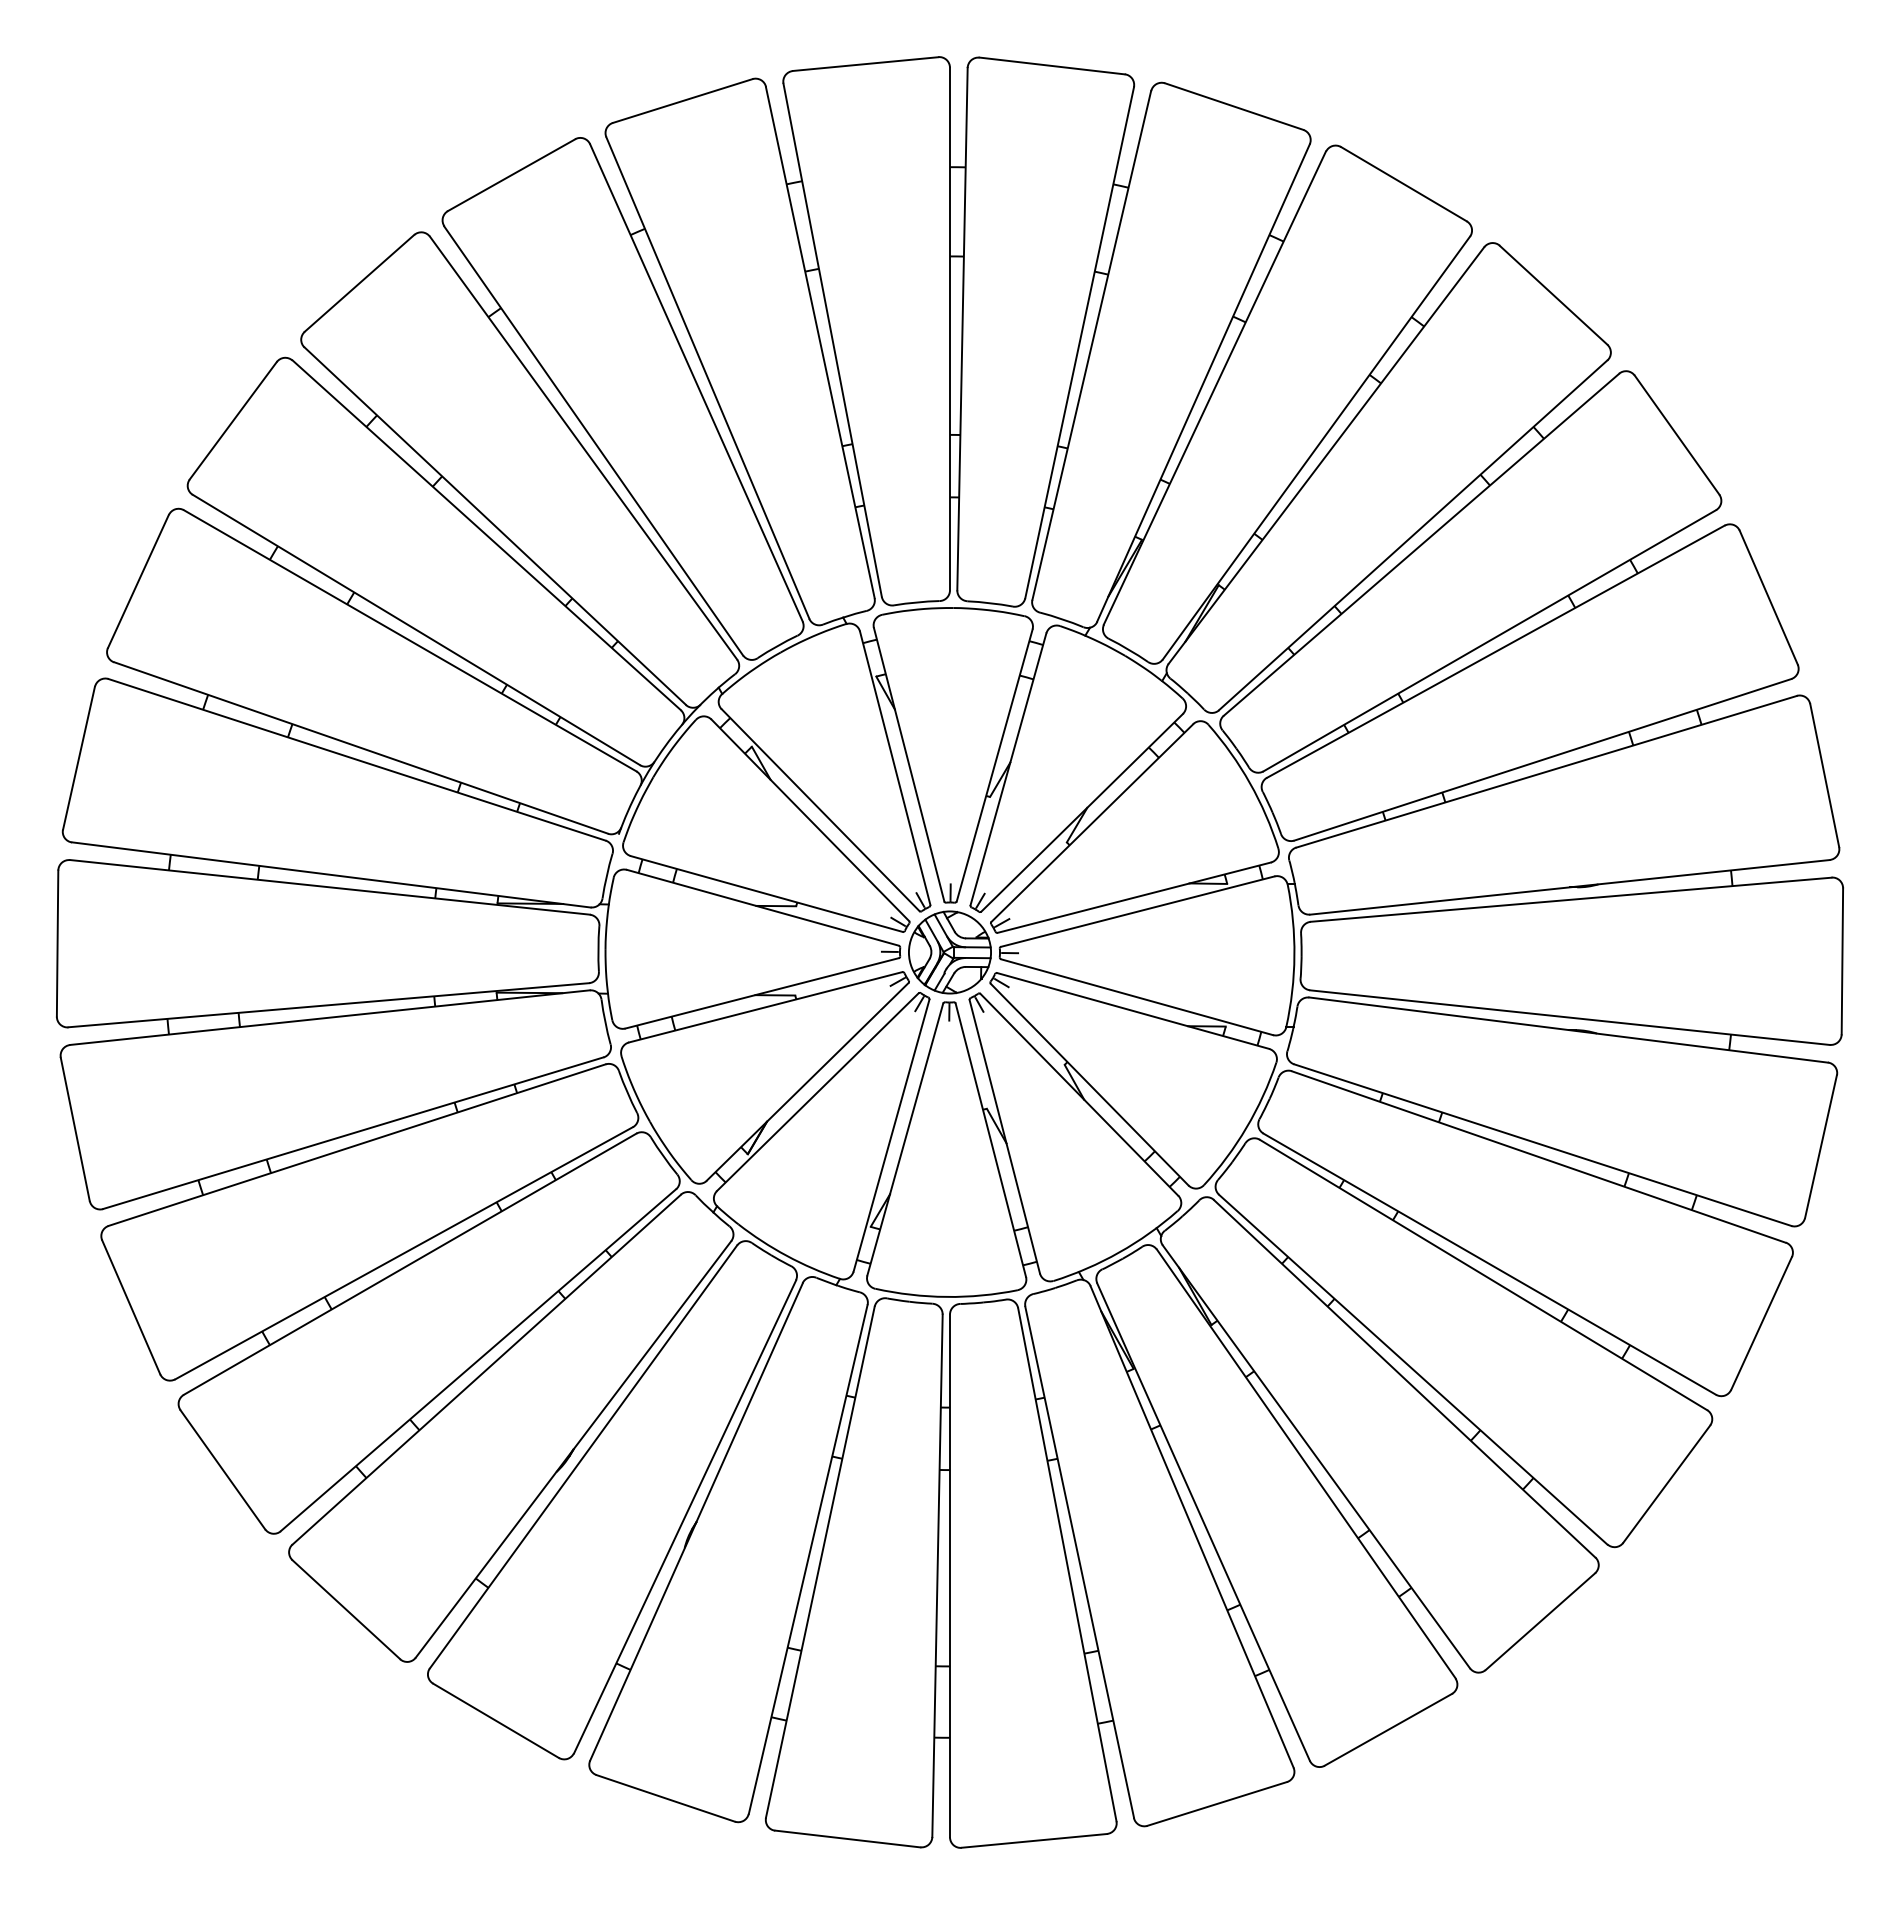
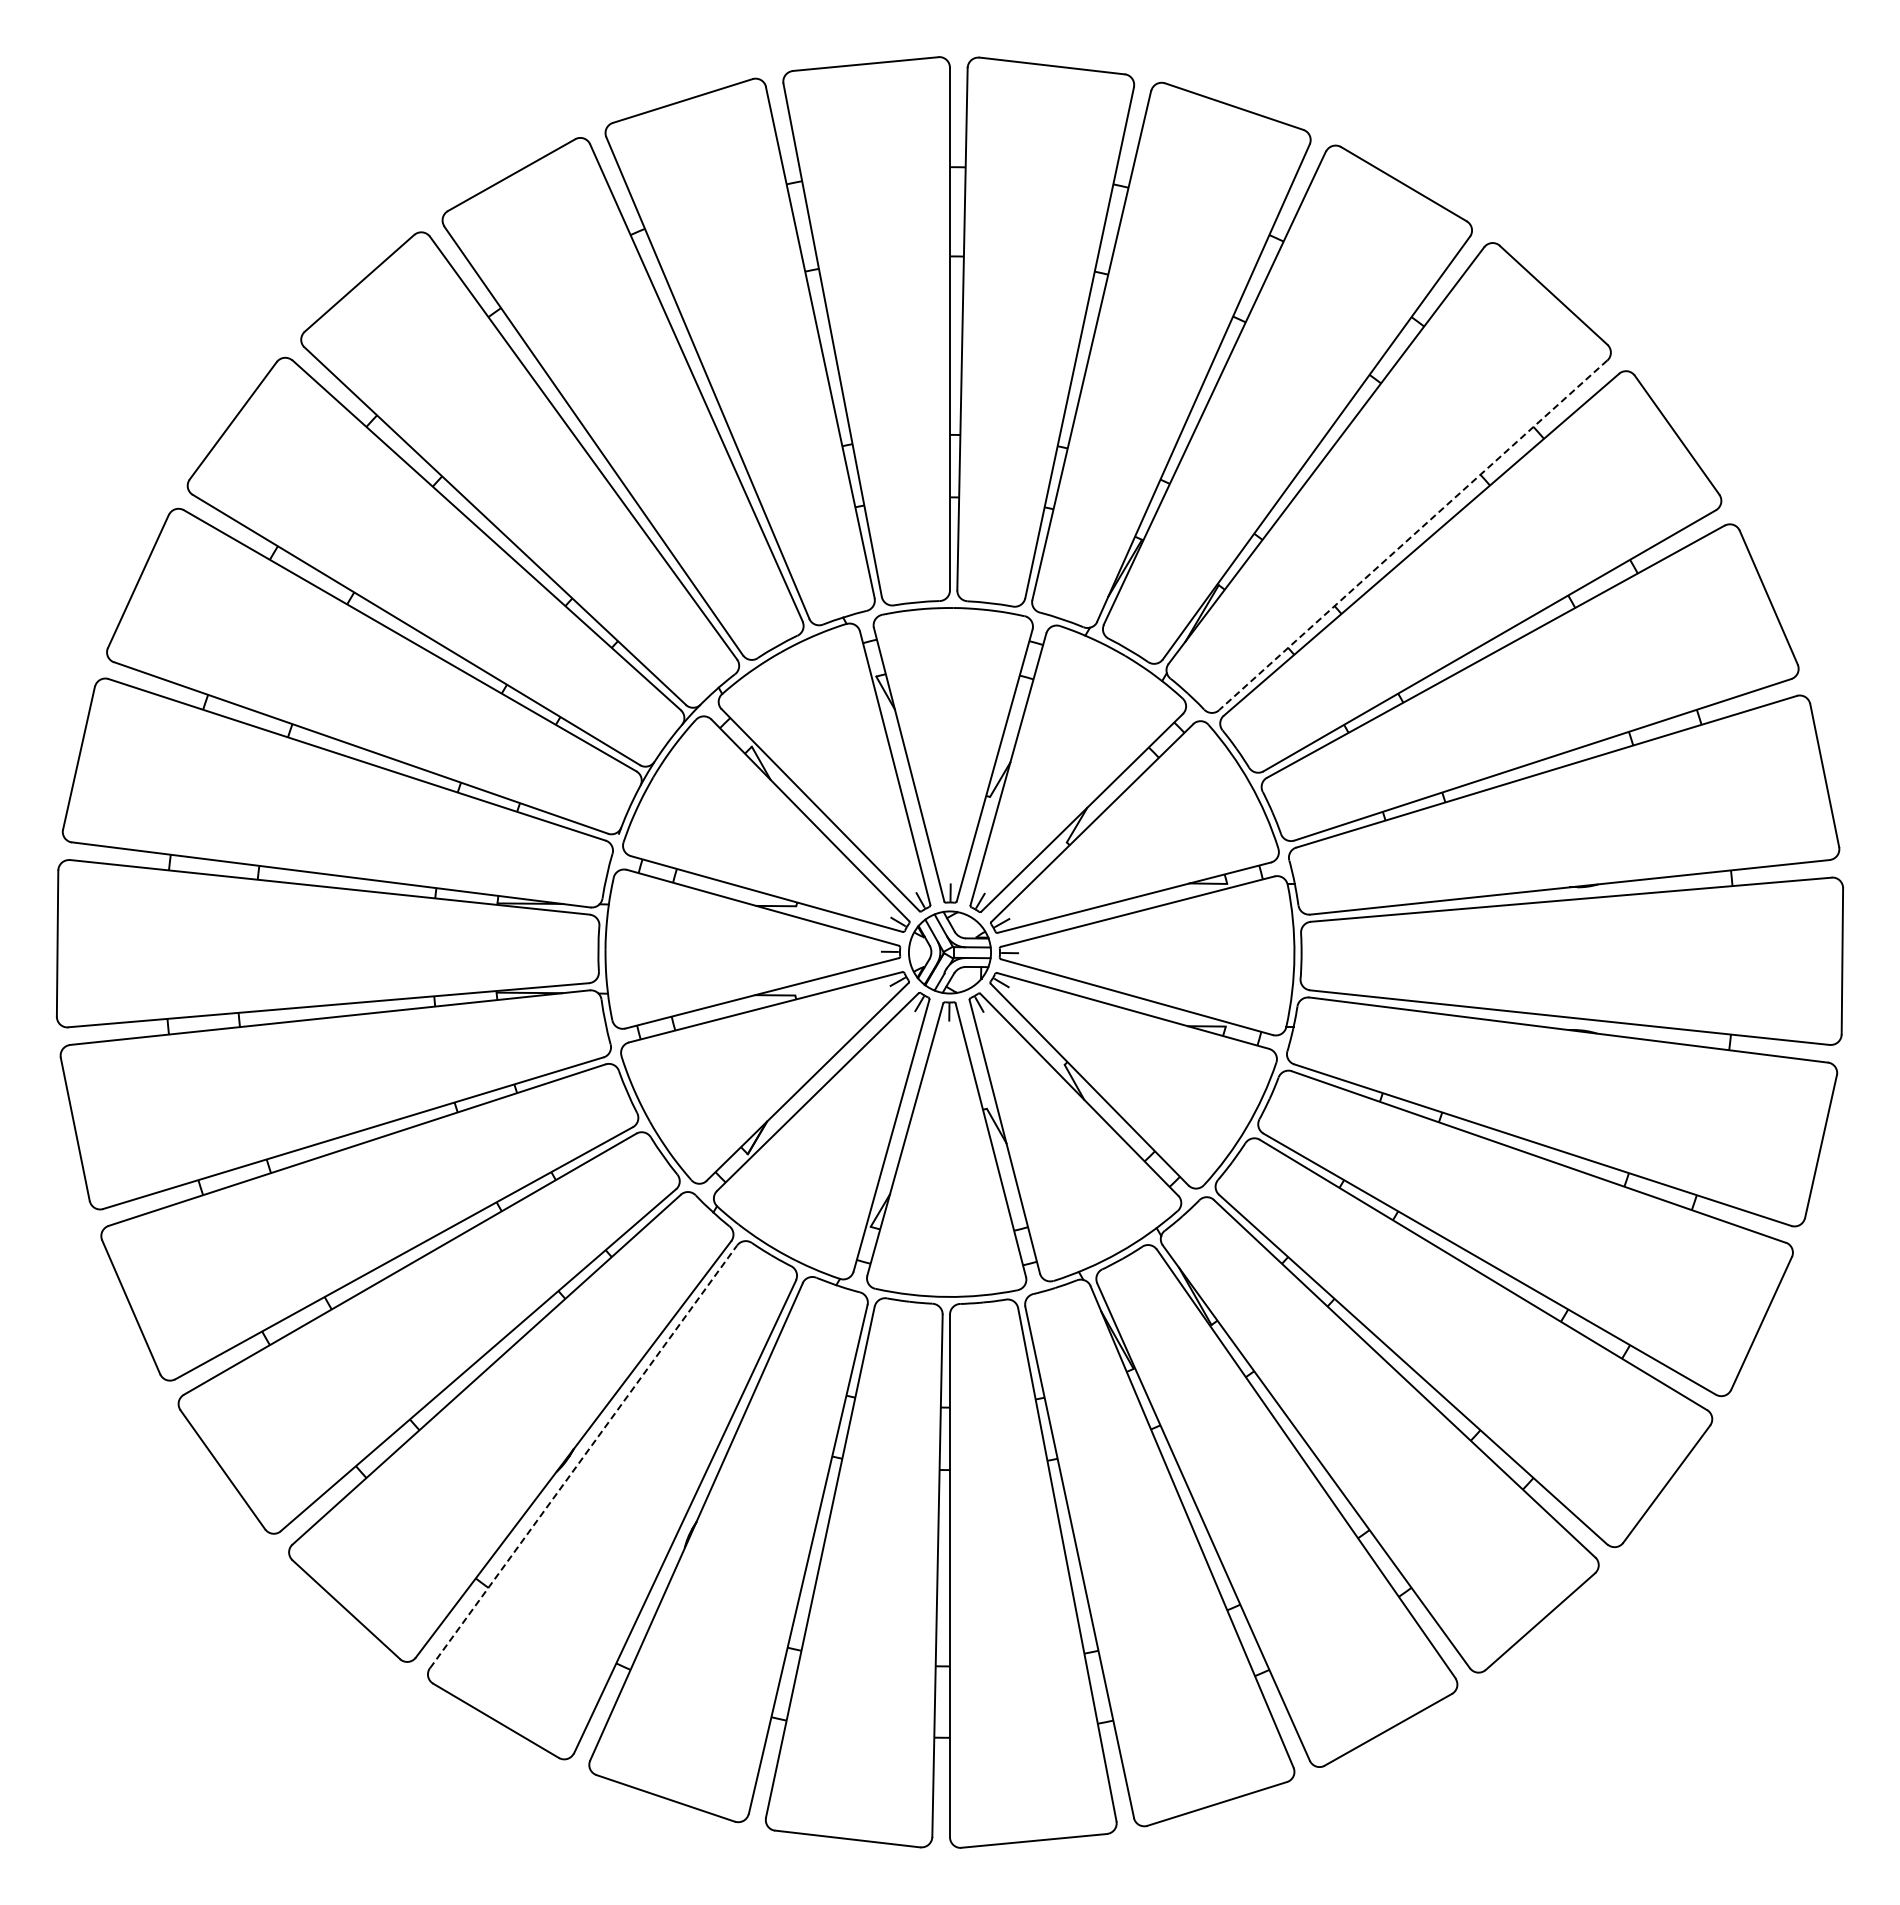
line: solid -> dashed (1412, 535)
line: solid -> dashed (583, 1456)
